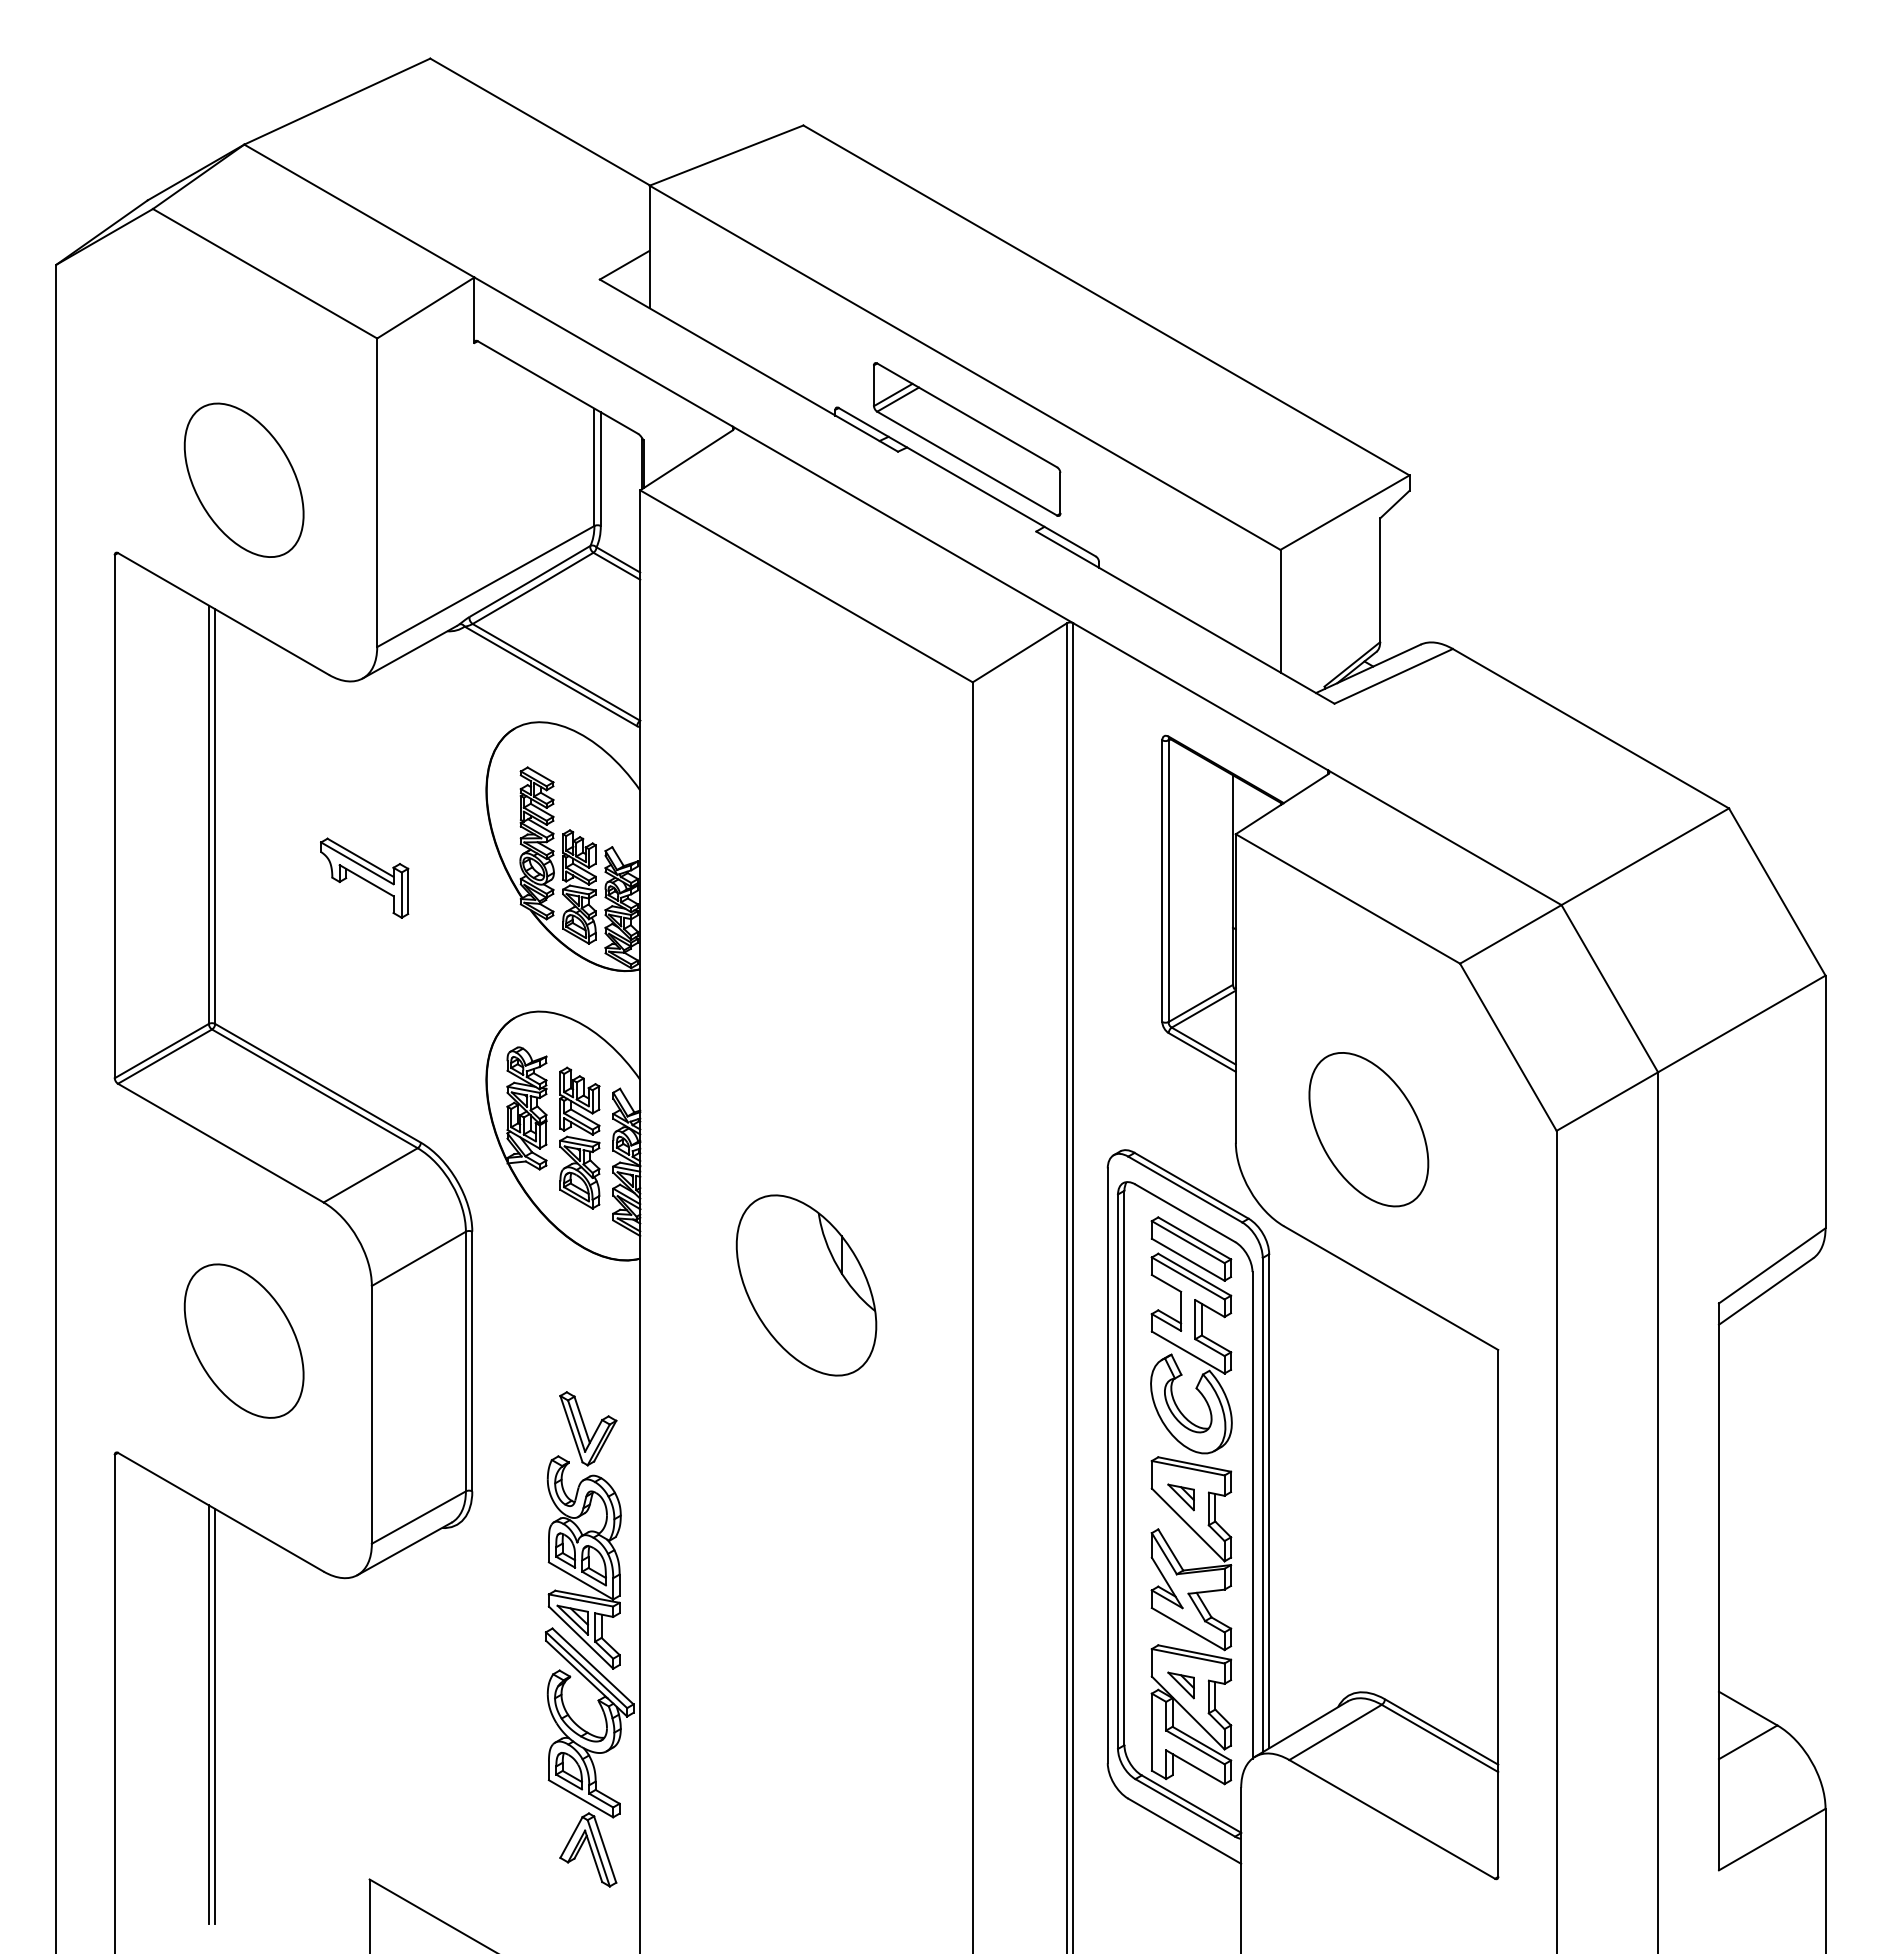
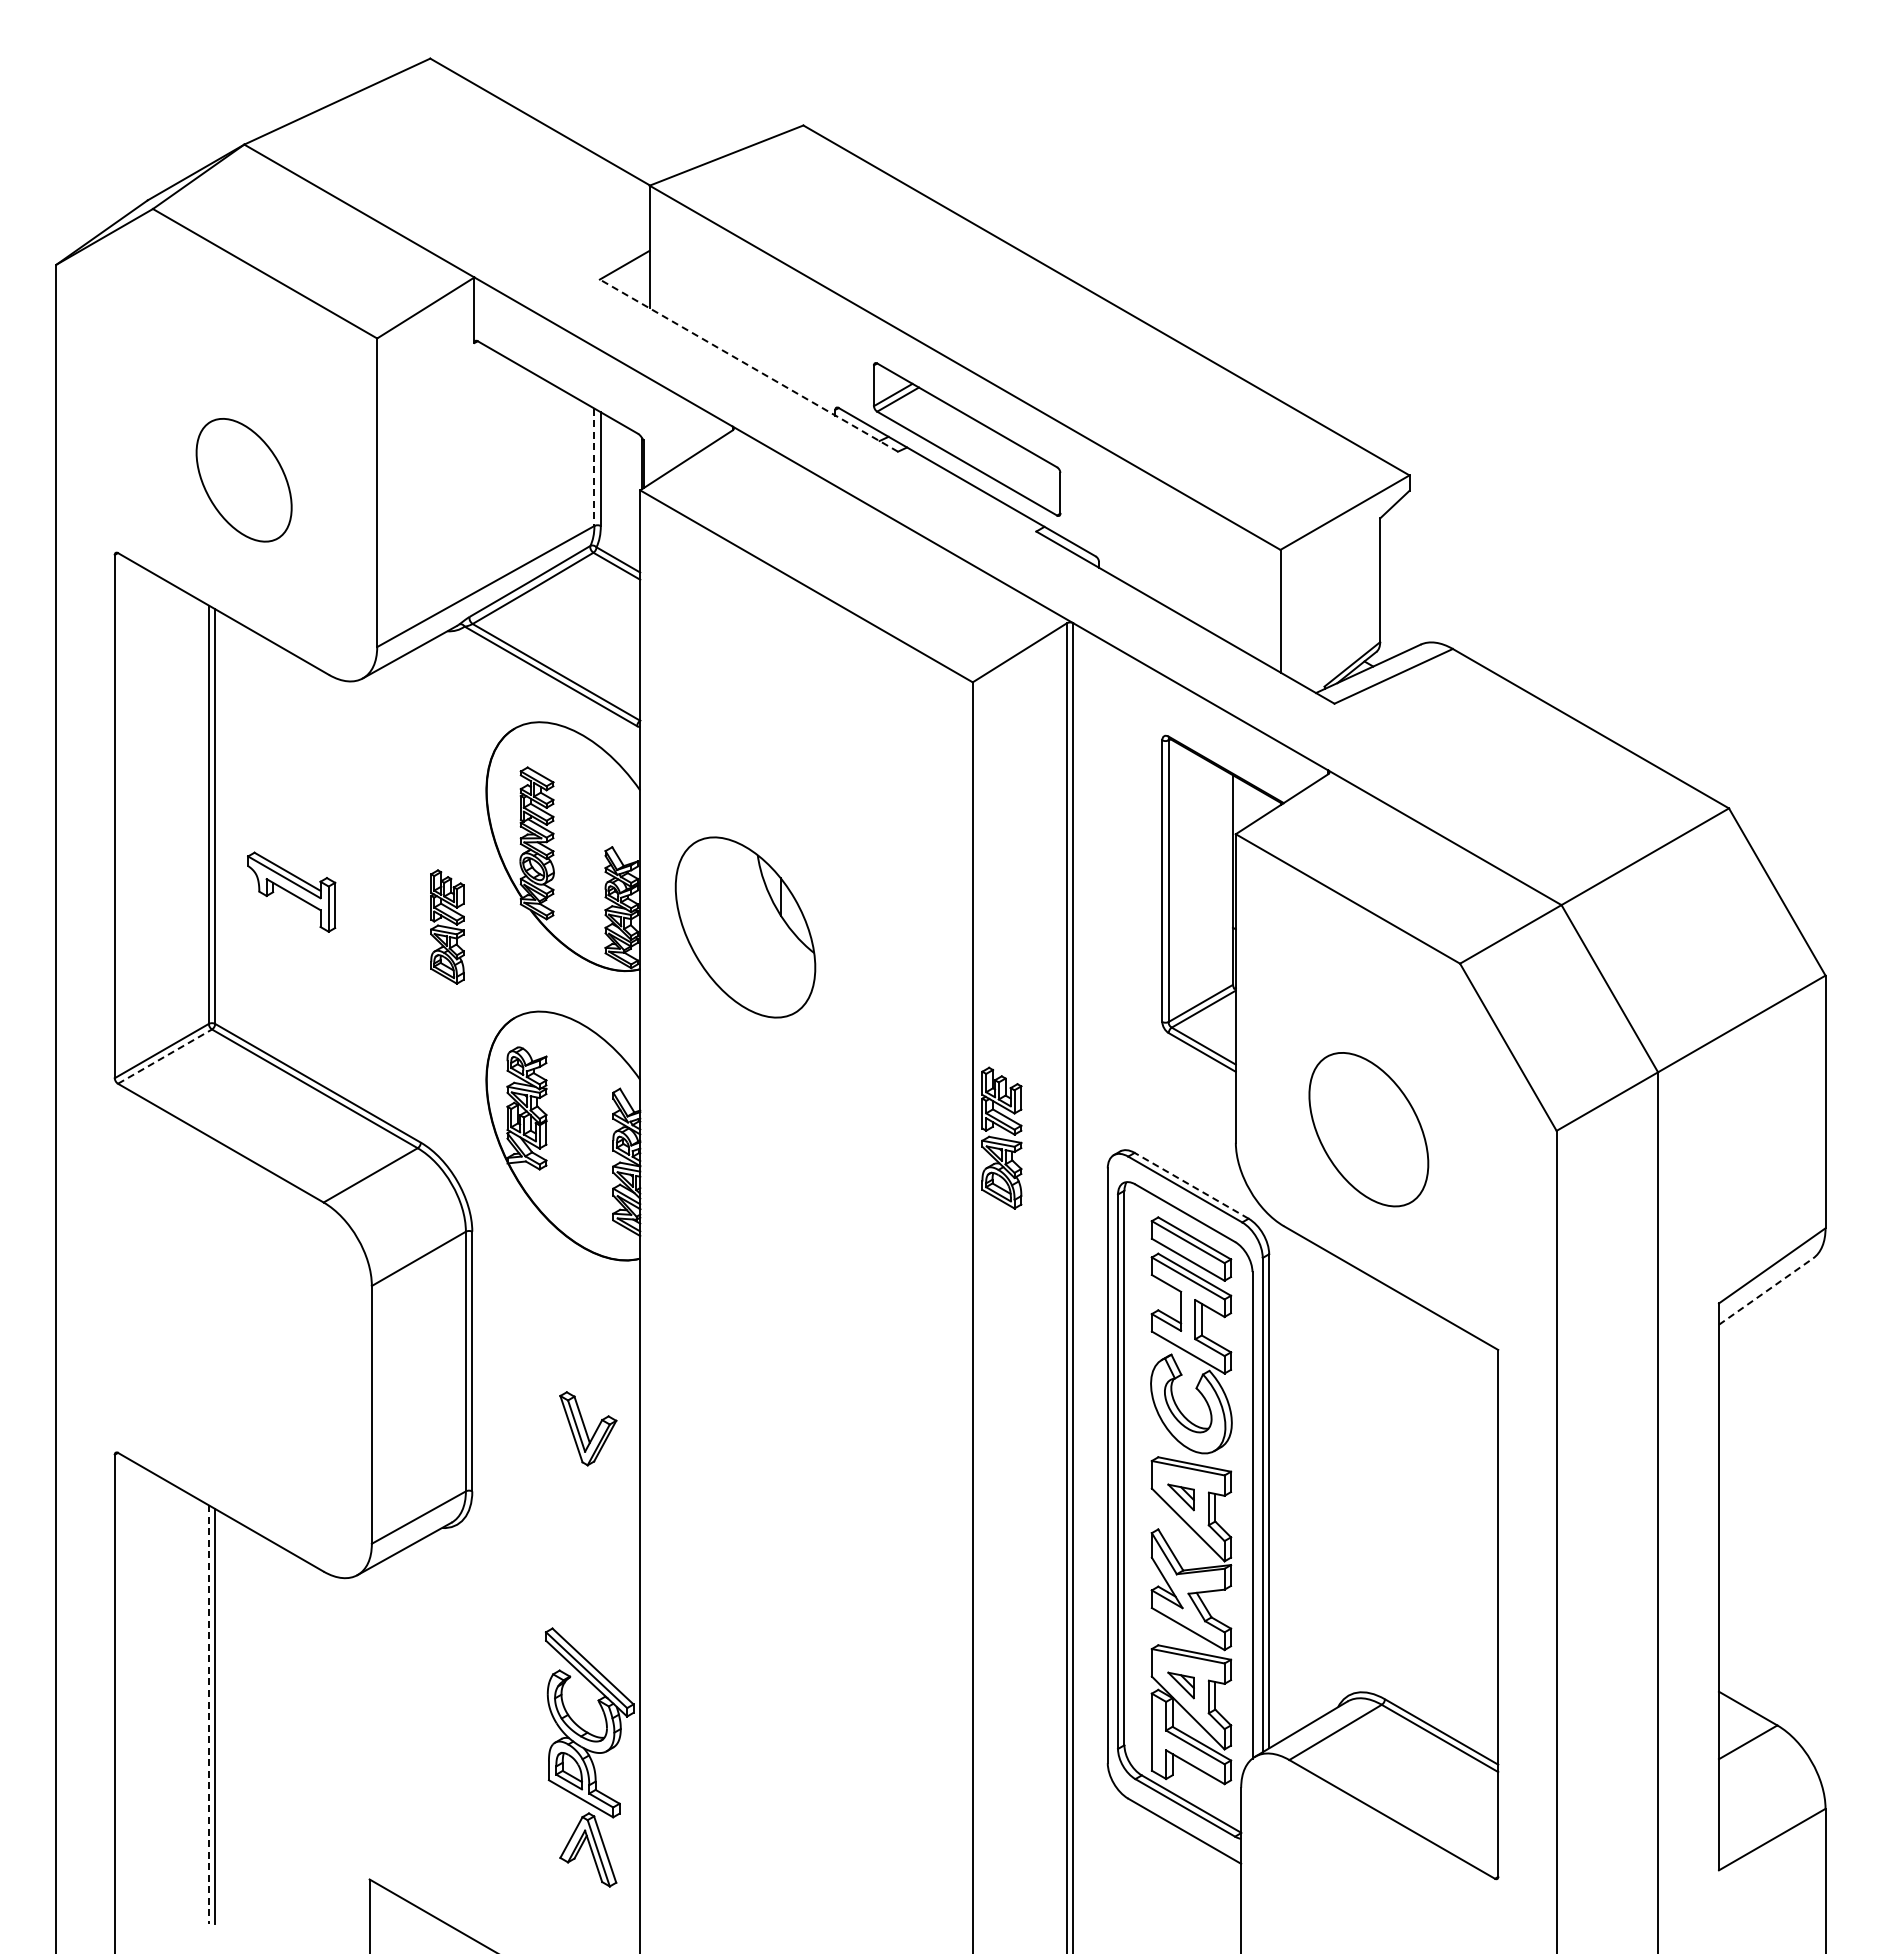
line: solid -> dashed (748, 365)
line: solid -> dashed (594, 467)
part size: 122x156 px -> 98x125 px (243, 480)
part position: (364, 877) -> (291, 891) (291, 891)
part position: (579, 886) -> (447, 926) (447, 926)
line: solid -> dashed (165, 1056)
part position: (579, 1137) -> (1001, 1137) (1001, 1137)
line: solid -> dashed (1191, 1185)
part position: (806, 1285) -> (745, 927) (745, 927)
line: solid -> dashed (1766, 1291)
part: present -> none (243, 1340)
part: present -> none (583, 1562)
line: solid -> dashed (208, 1715)
